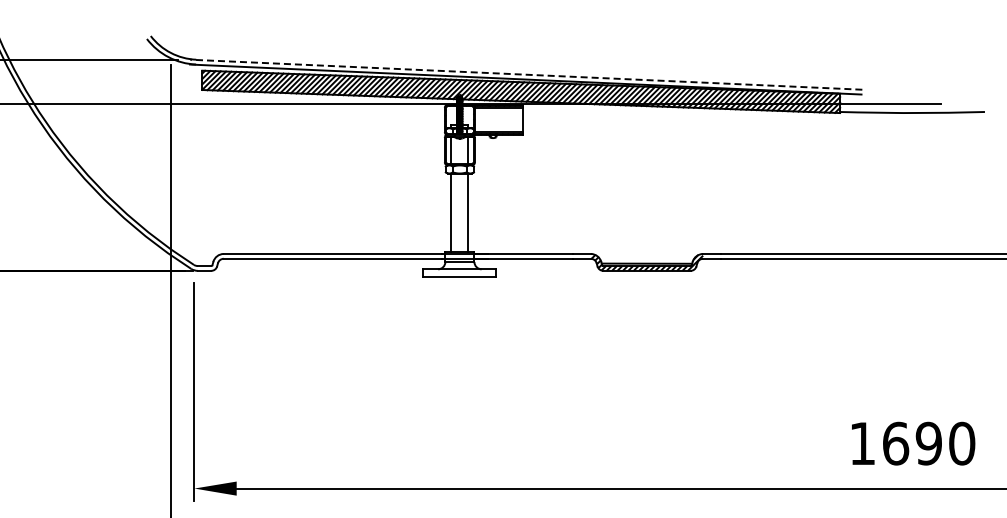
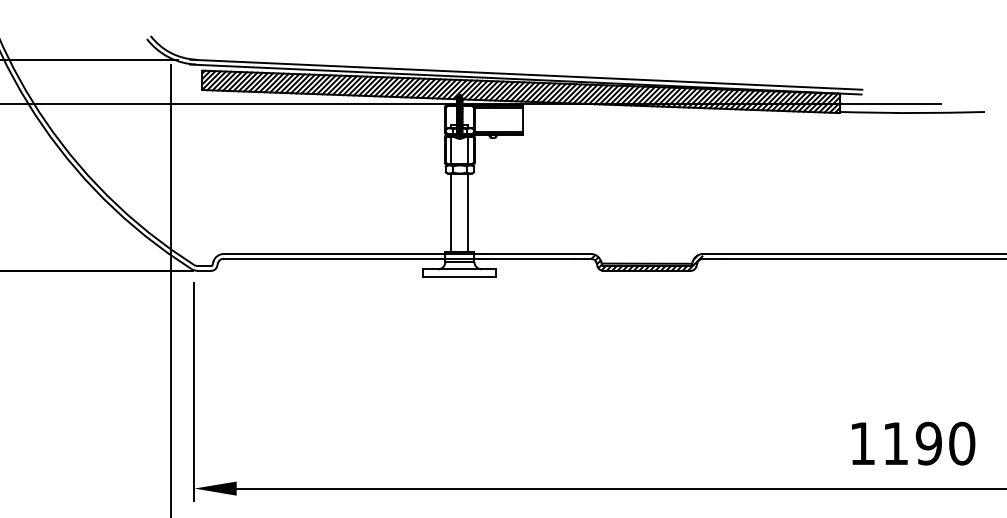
line: dashed -> solid (525, 74)
text: 1690 -> 1190 (896, 443)
